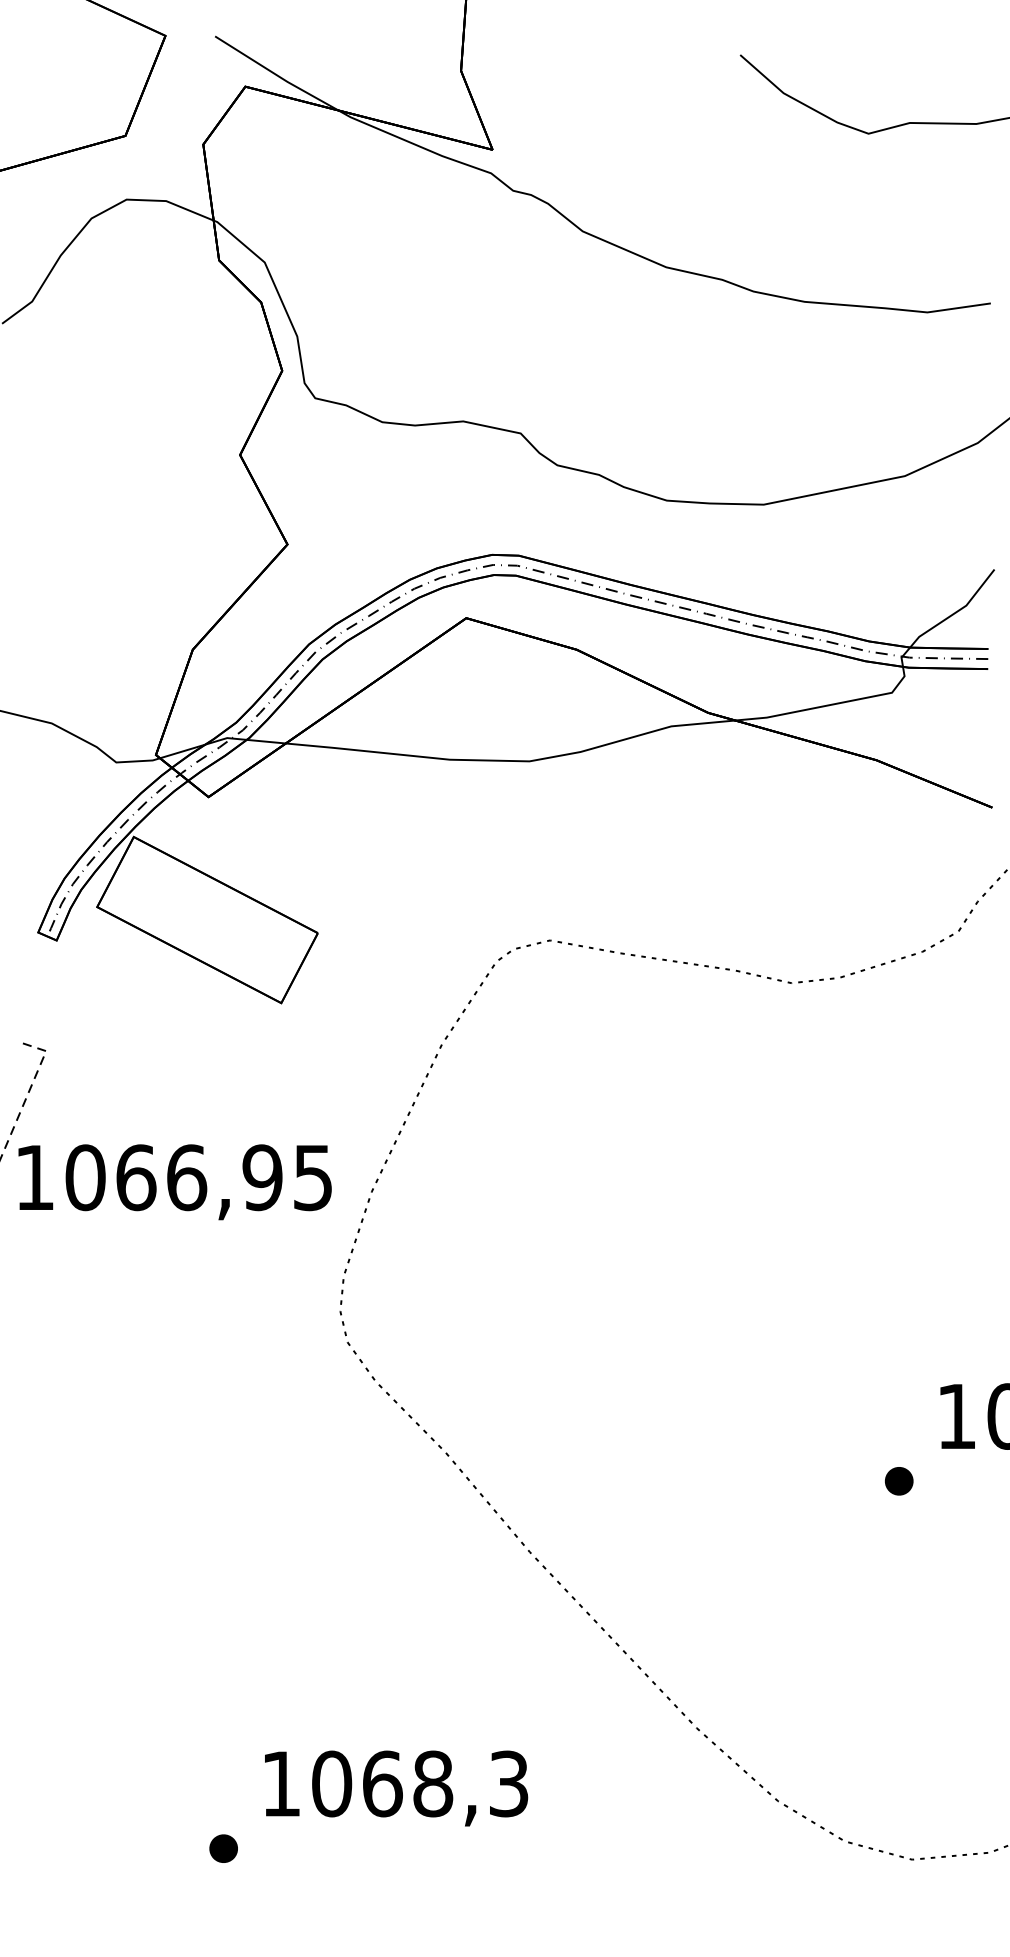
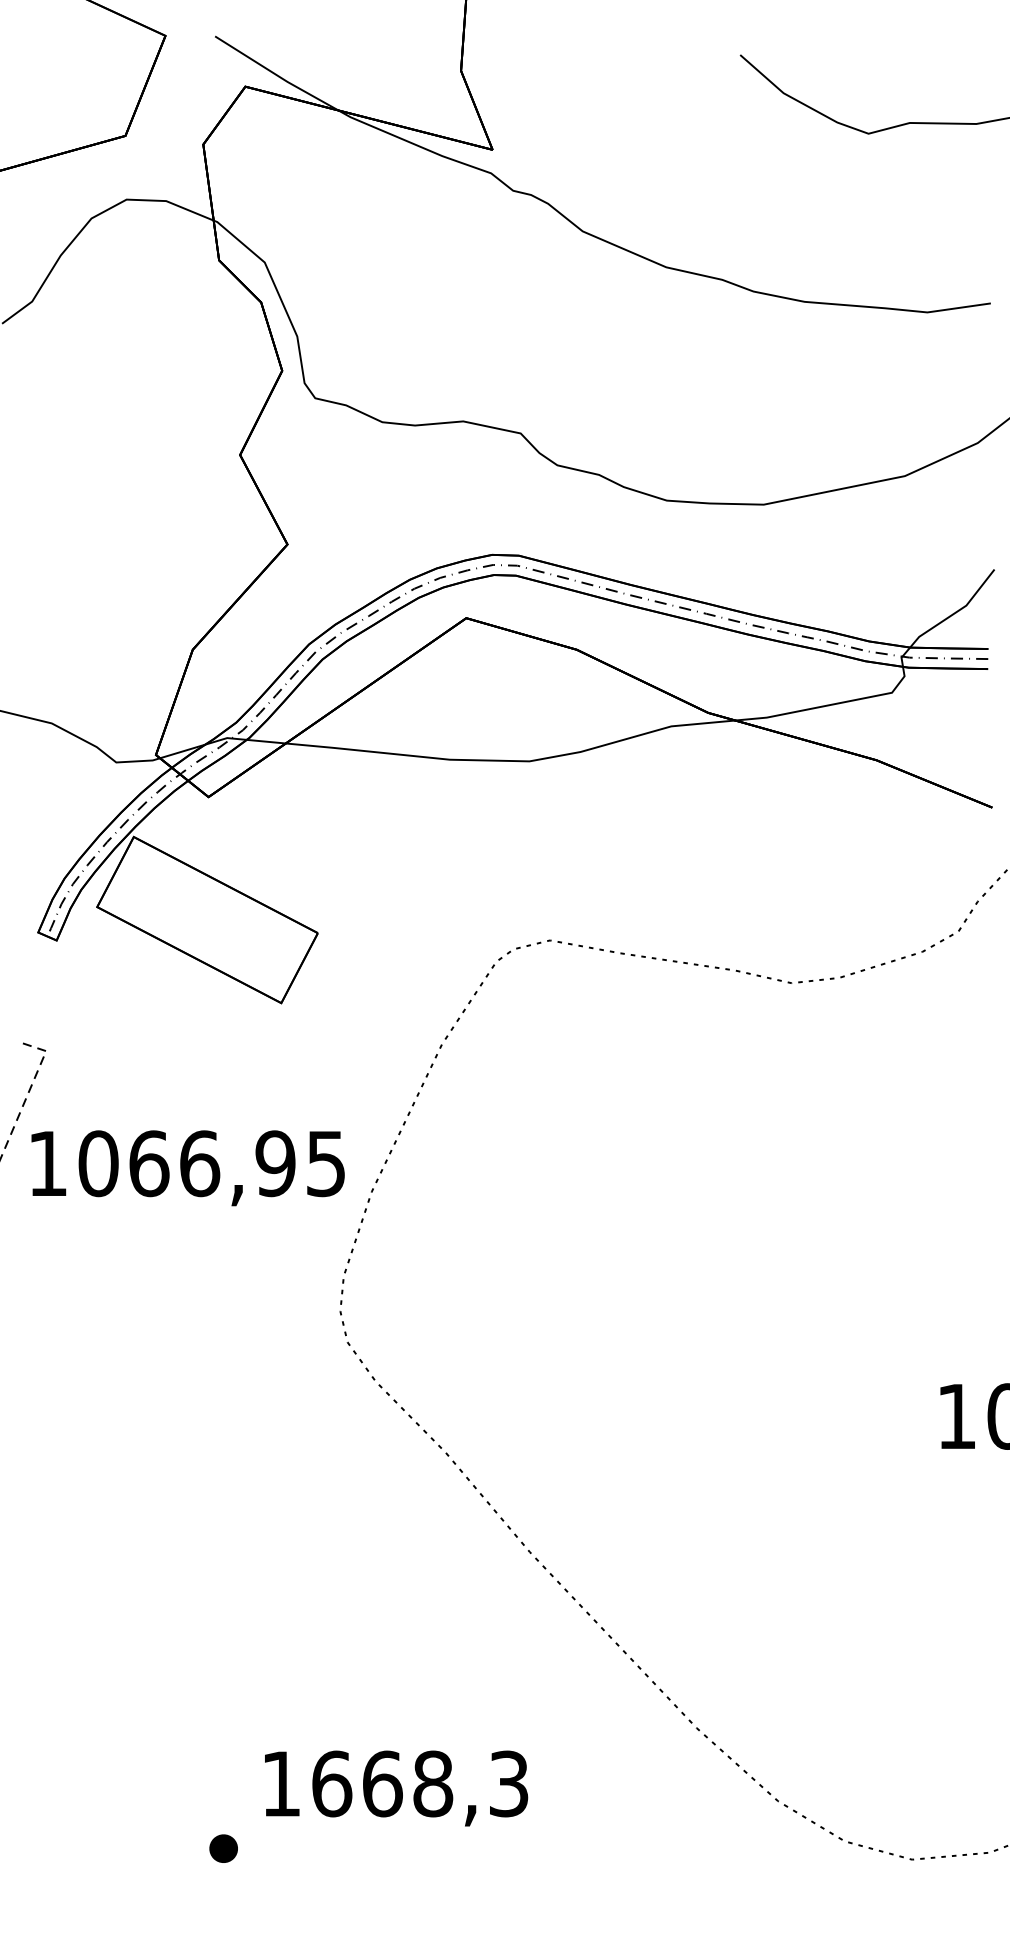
text position: (174, 1182) -> (187, 1168) (187, 1168)
part: present -> none (899, 1481)
text: 1068,3 -> 1668,3 (332, 1783)
